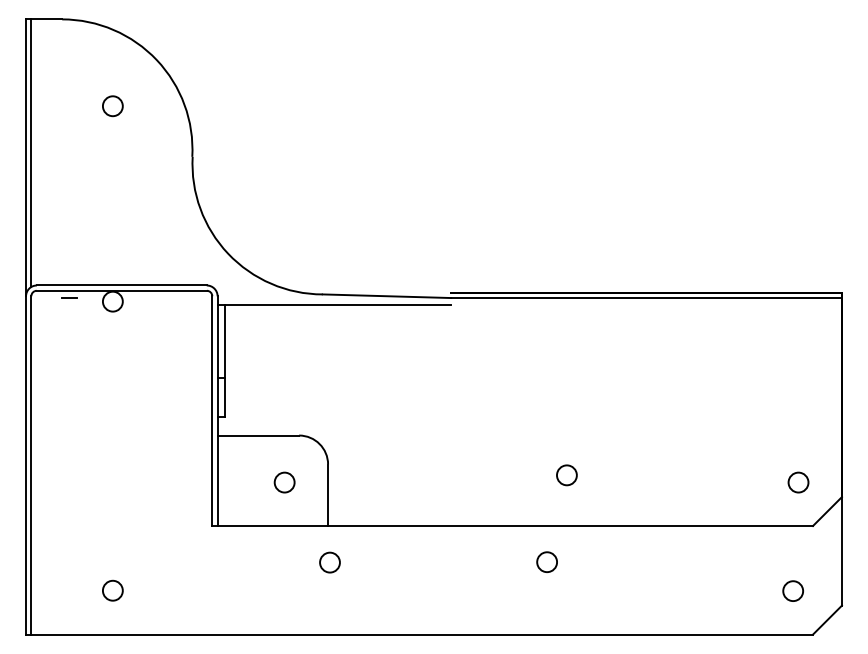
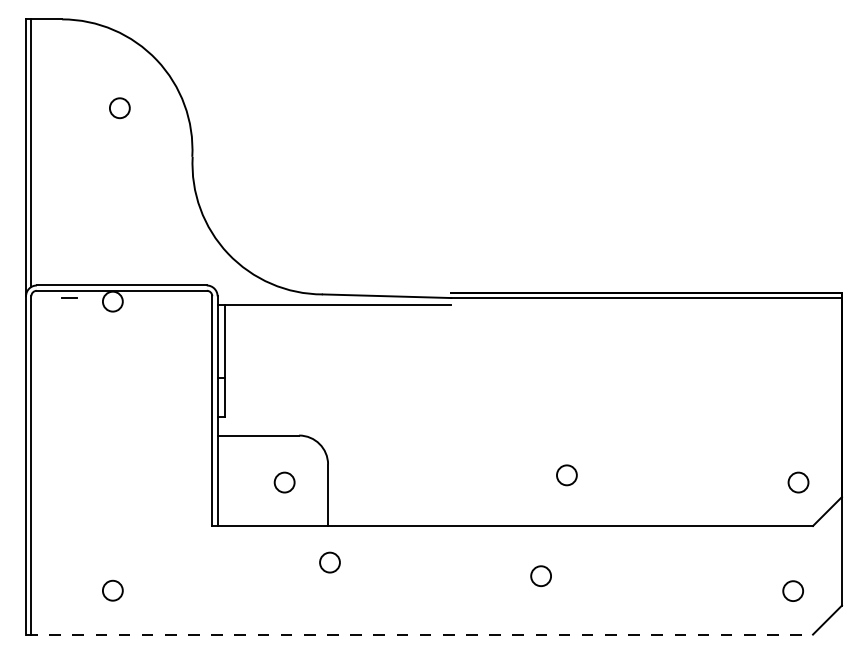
circle position: (112, 106) -> (119, 108) (119, 108)
circle position: (546, 561) -> (540, 575) (540, 575)
line: solid -> dashed (420, 634)
